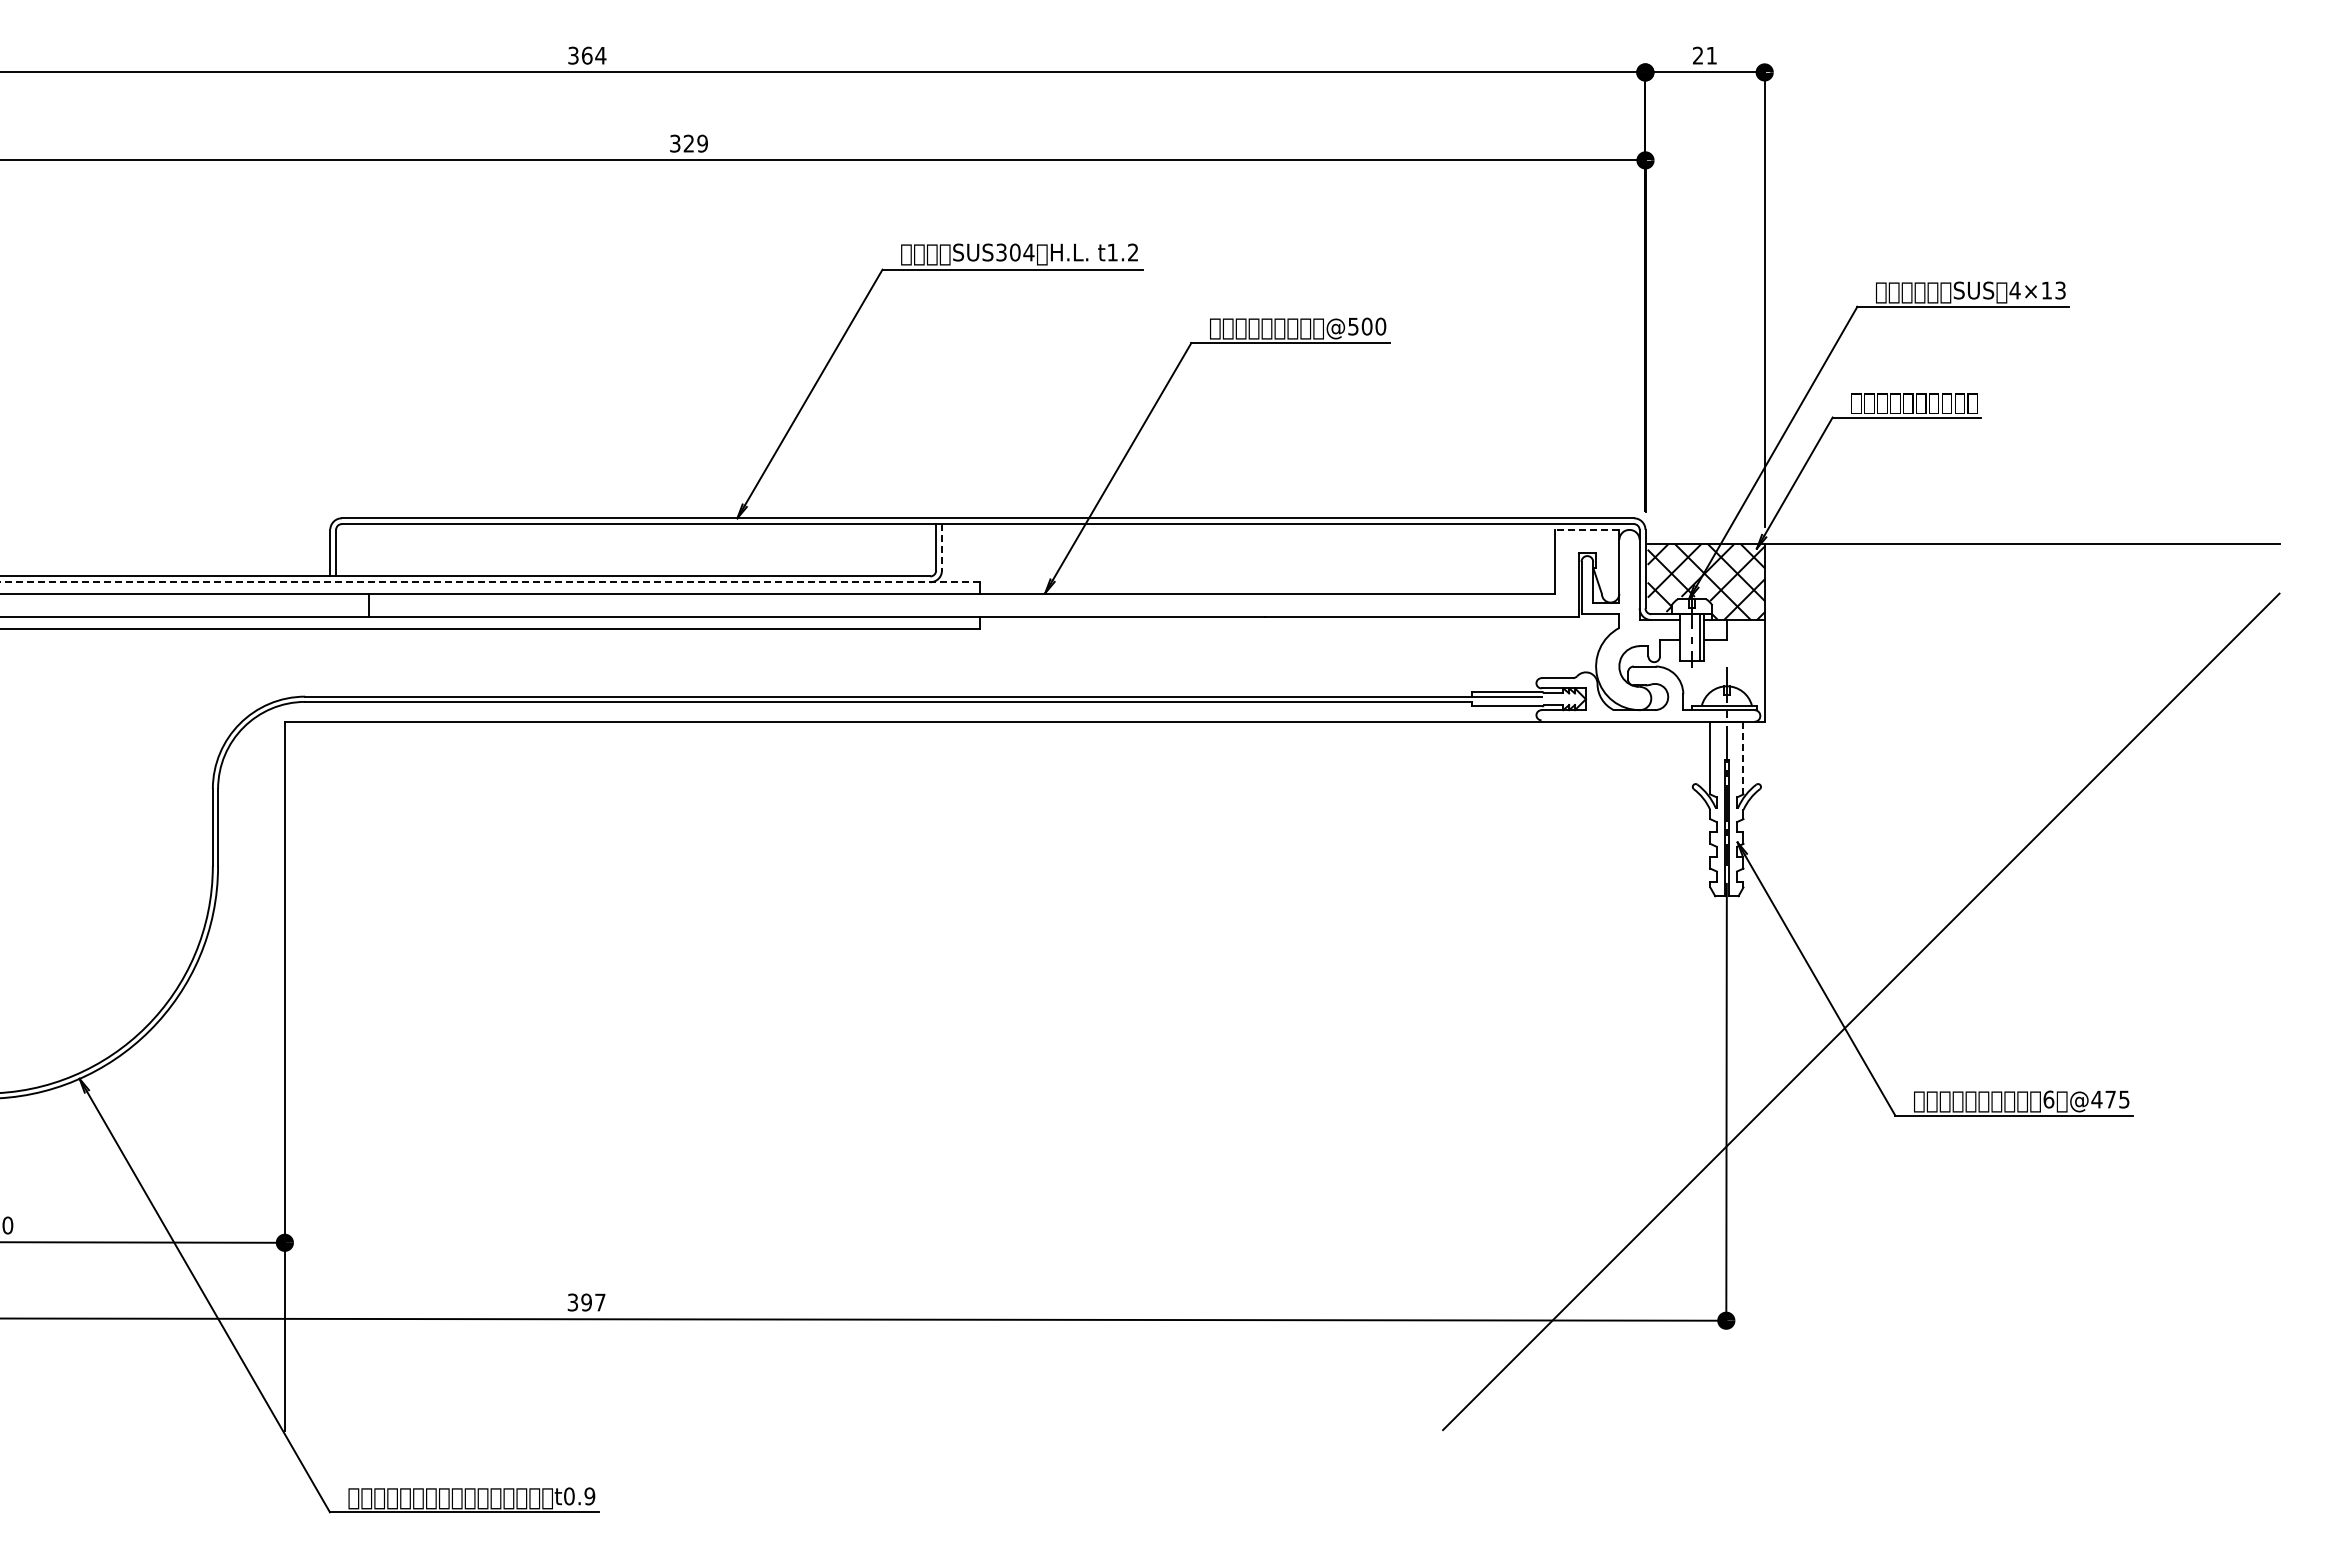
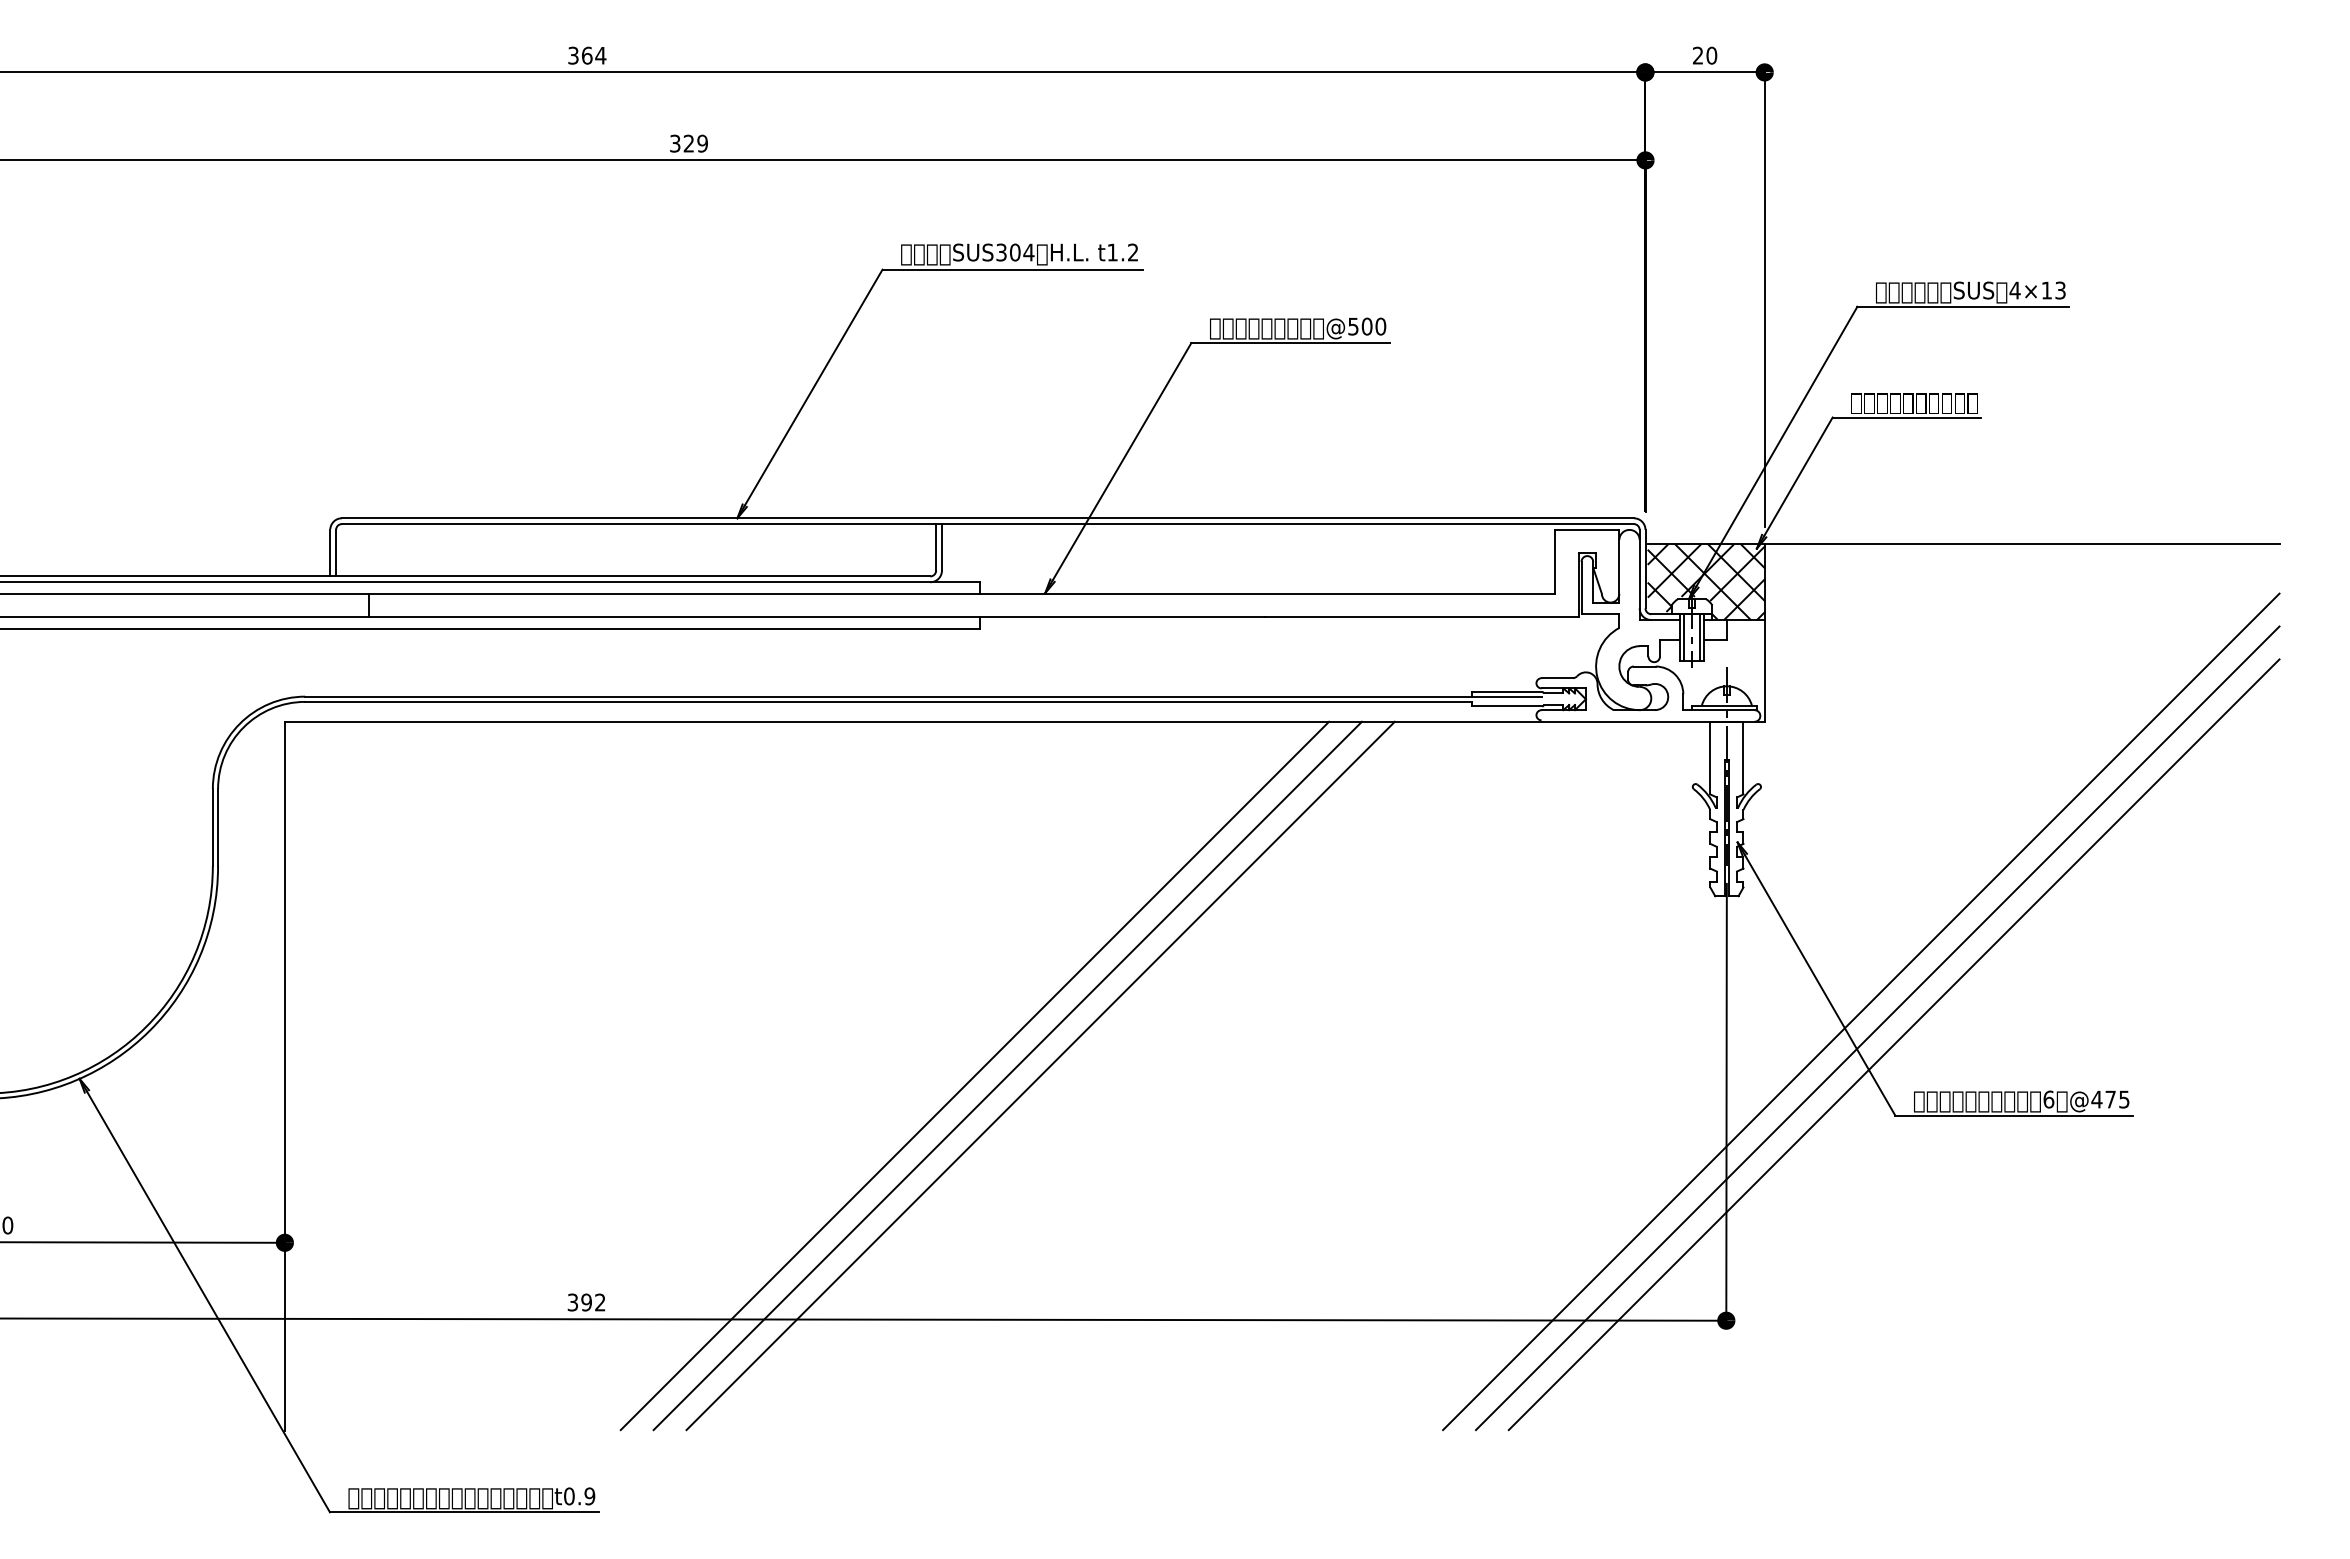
text: 21 -> 20 (1711, 55)
line: dashed -> solid (1587, 529)
line: dashed -> solid (941, 547)
line: dashed -> solid (489, 582)
line: none -> present (1684, 637)
line: dashed -> solid (1743, 758)
line: none -> present (1877, 1028)
line: none -> present (1893, 1044)
line: none -> present (974, 1075)
line: none -> present (1007, 1075)
line: none -> present (1040, 1075)
text: 397 -> 392 (600, 1302)
